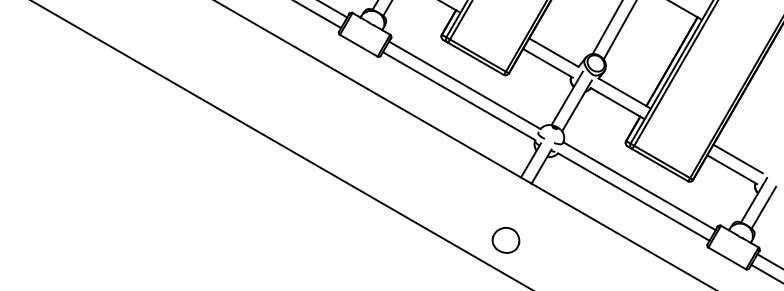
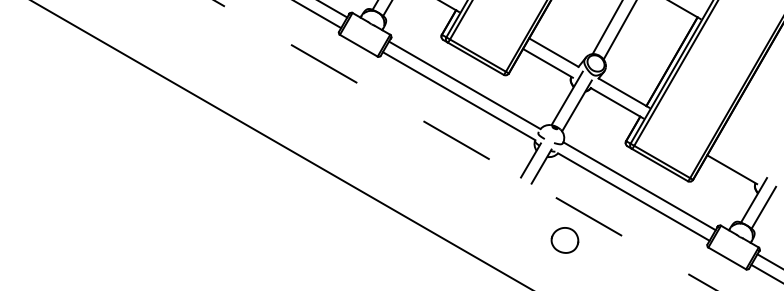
line: solid -> dashed (464, 145)
line: present -> none (737, 158)
part position: (505, 240) -> (564, 240) (564, 240)
